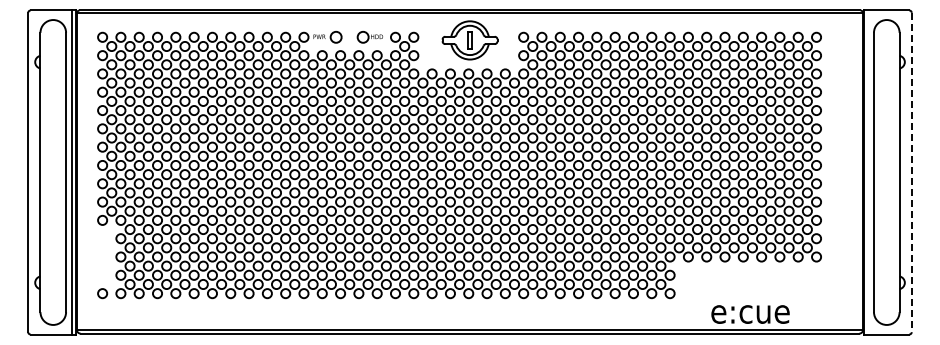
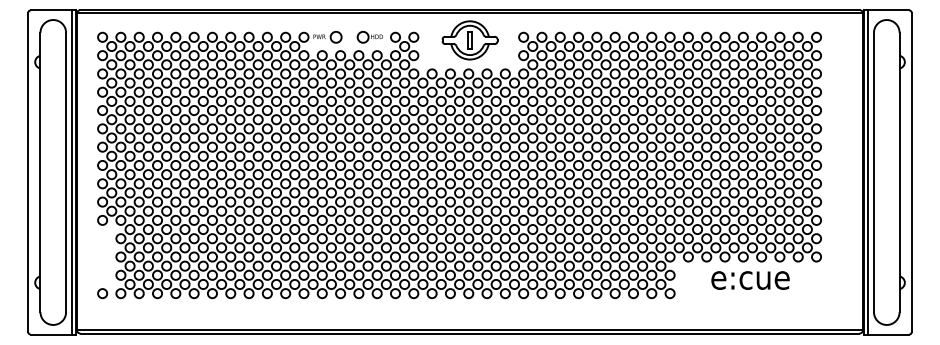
line: none -> present (867, 172)
line: dashed -> solid (911, 172)
text position: (750, 314) -> (750, 280) (750, 280)
